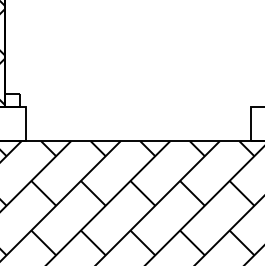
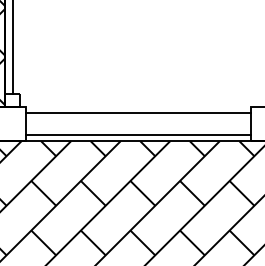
line: none -> present (13, 47)
line: none -> present (138, 113)
line: none -> present (138, 134)
